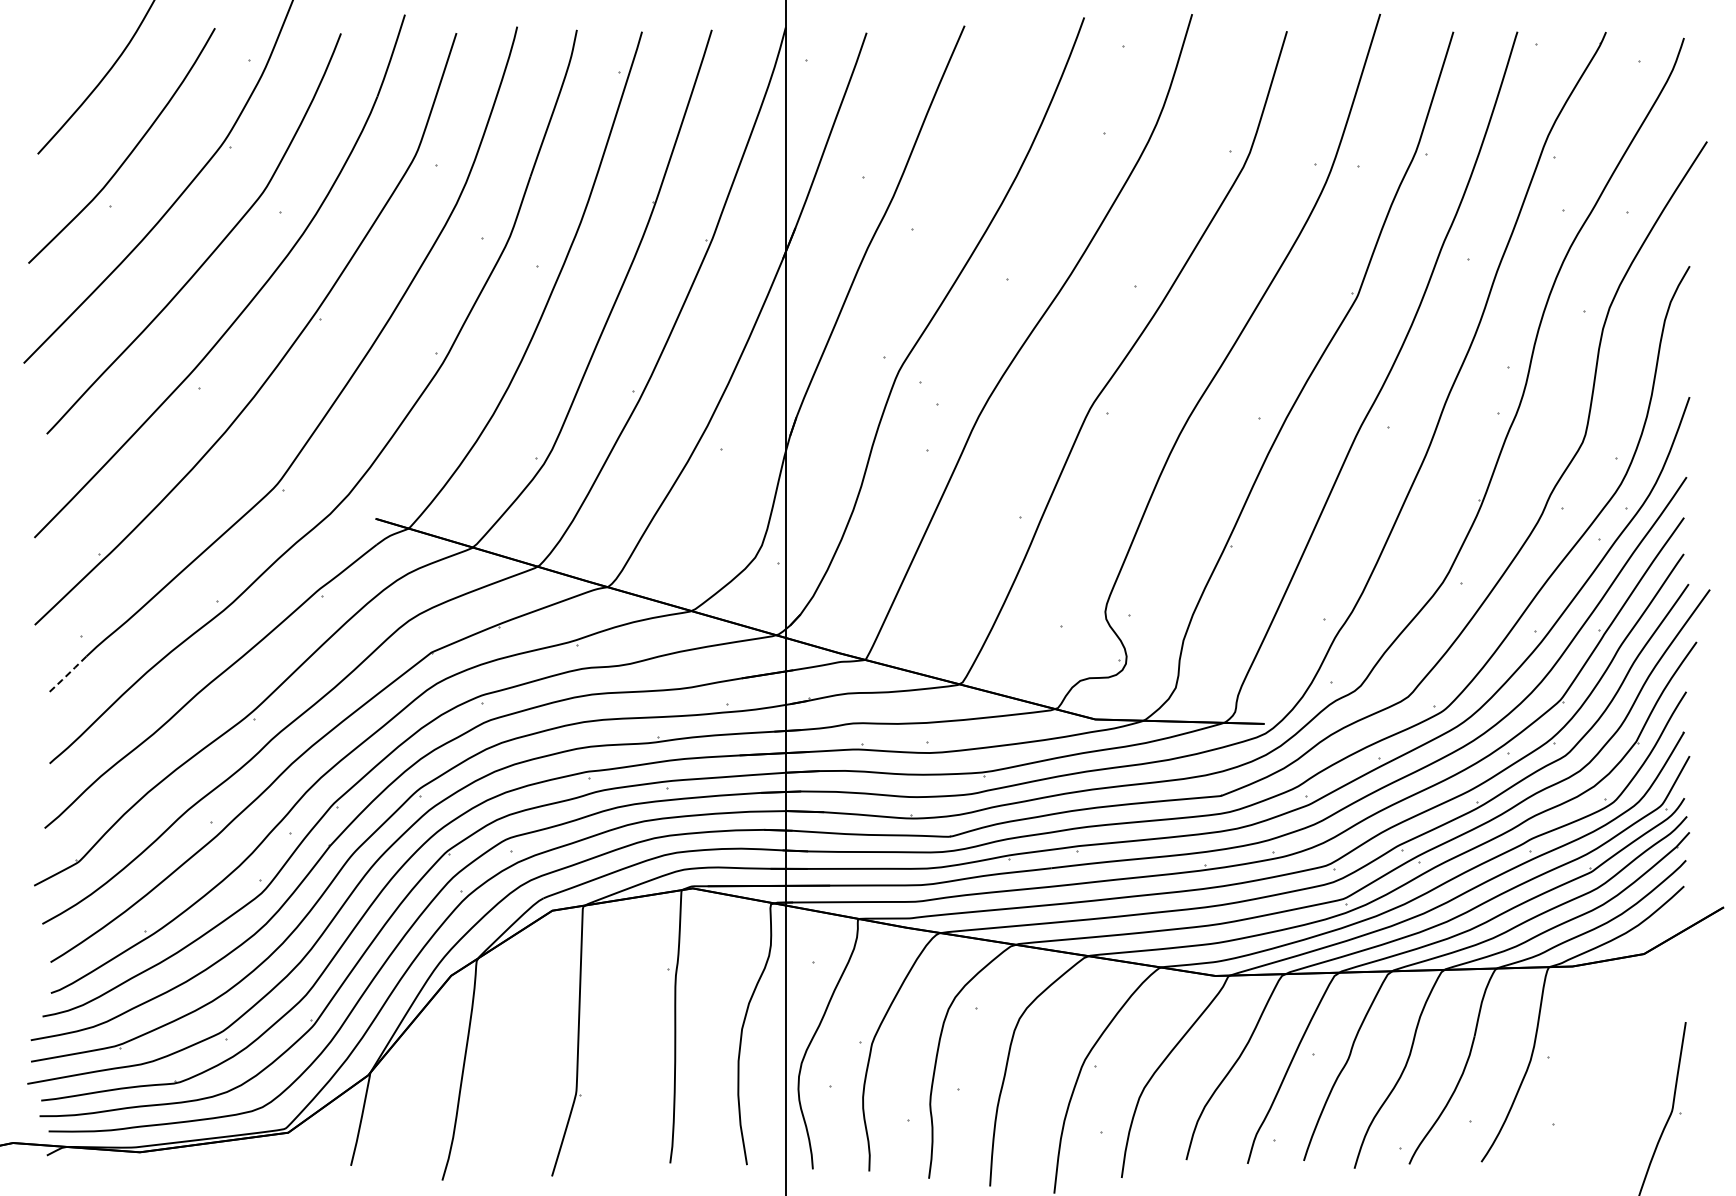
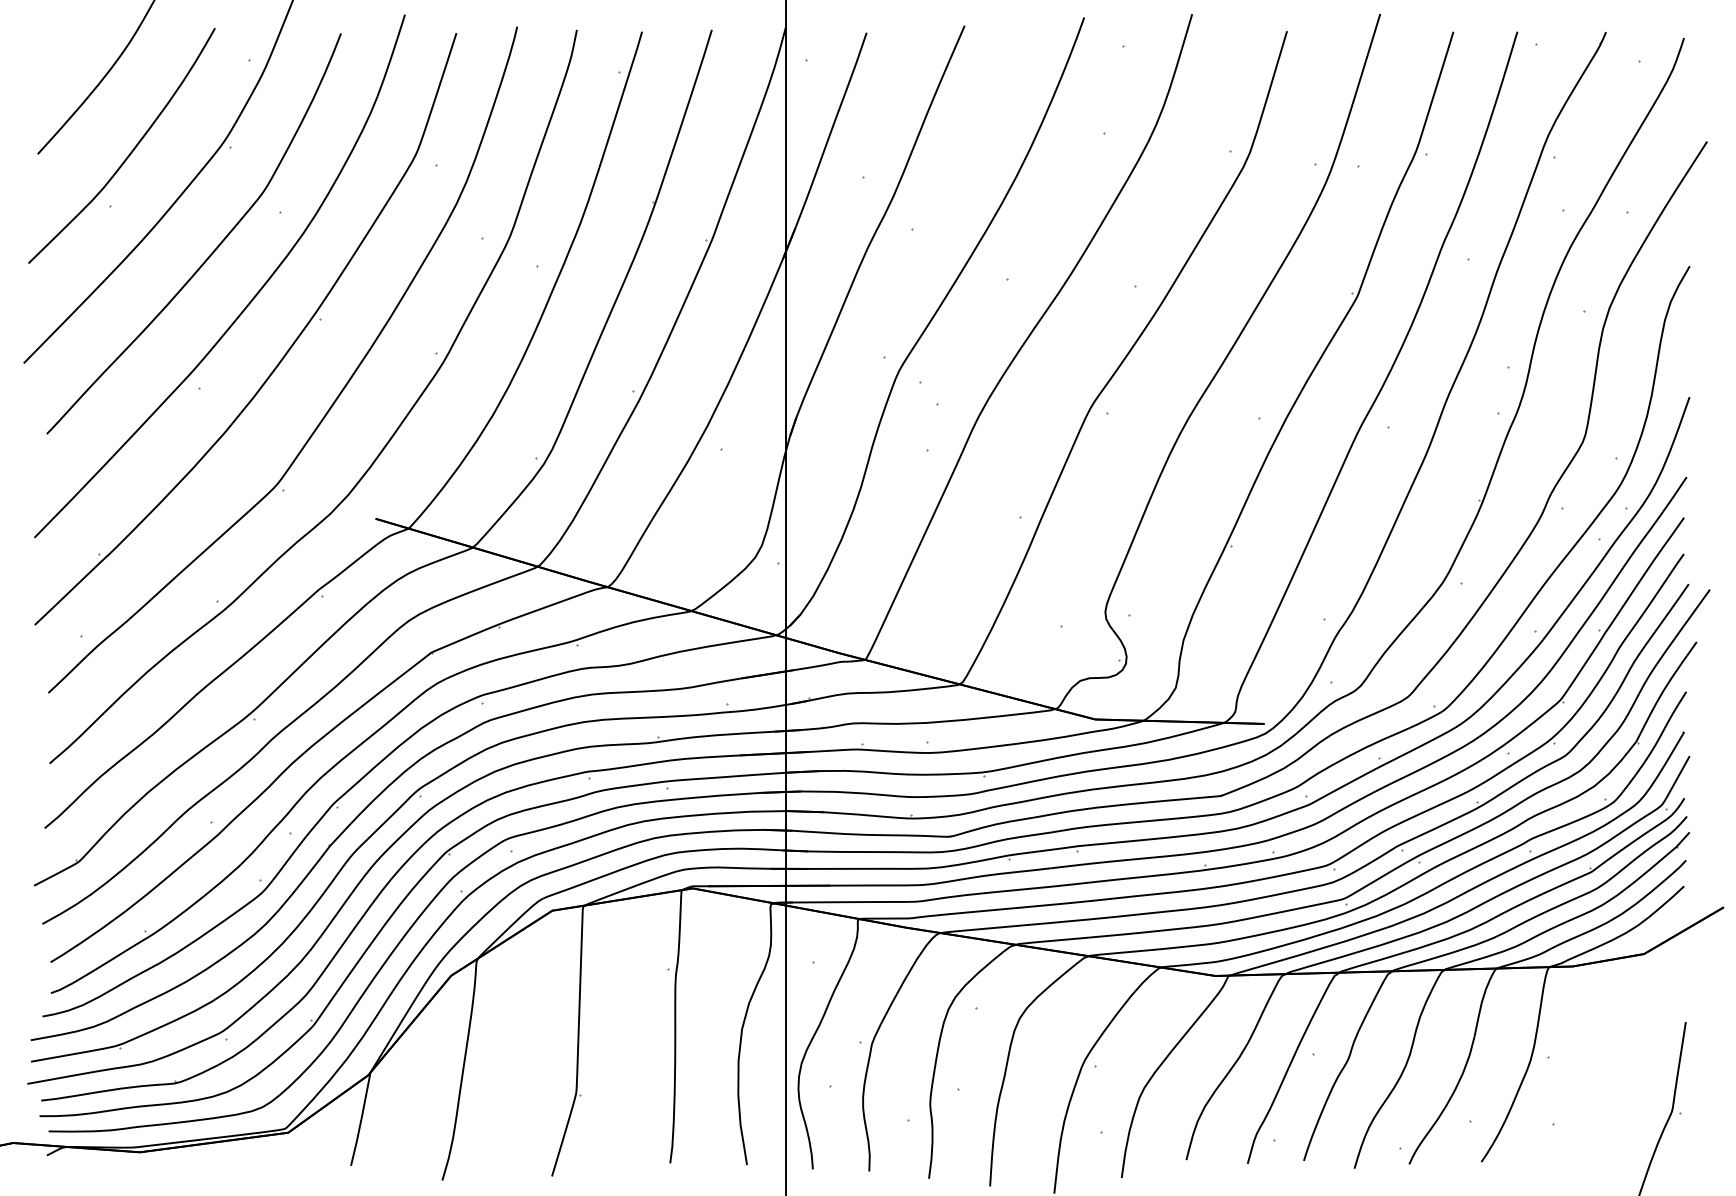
line: dashed -> solid (67, 675)
